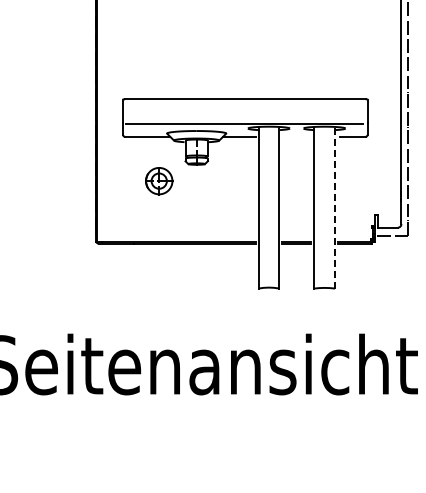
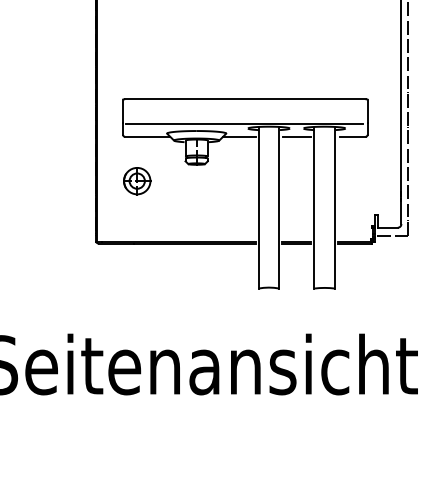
line: none -> present (296, 136)
part position: (159, 181) -> (137, 181) (137, 181)
line: dashed -> solid (335, 208)
